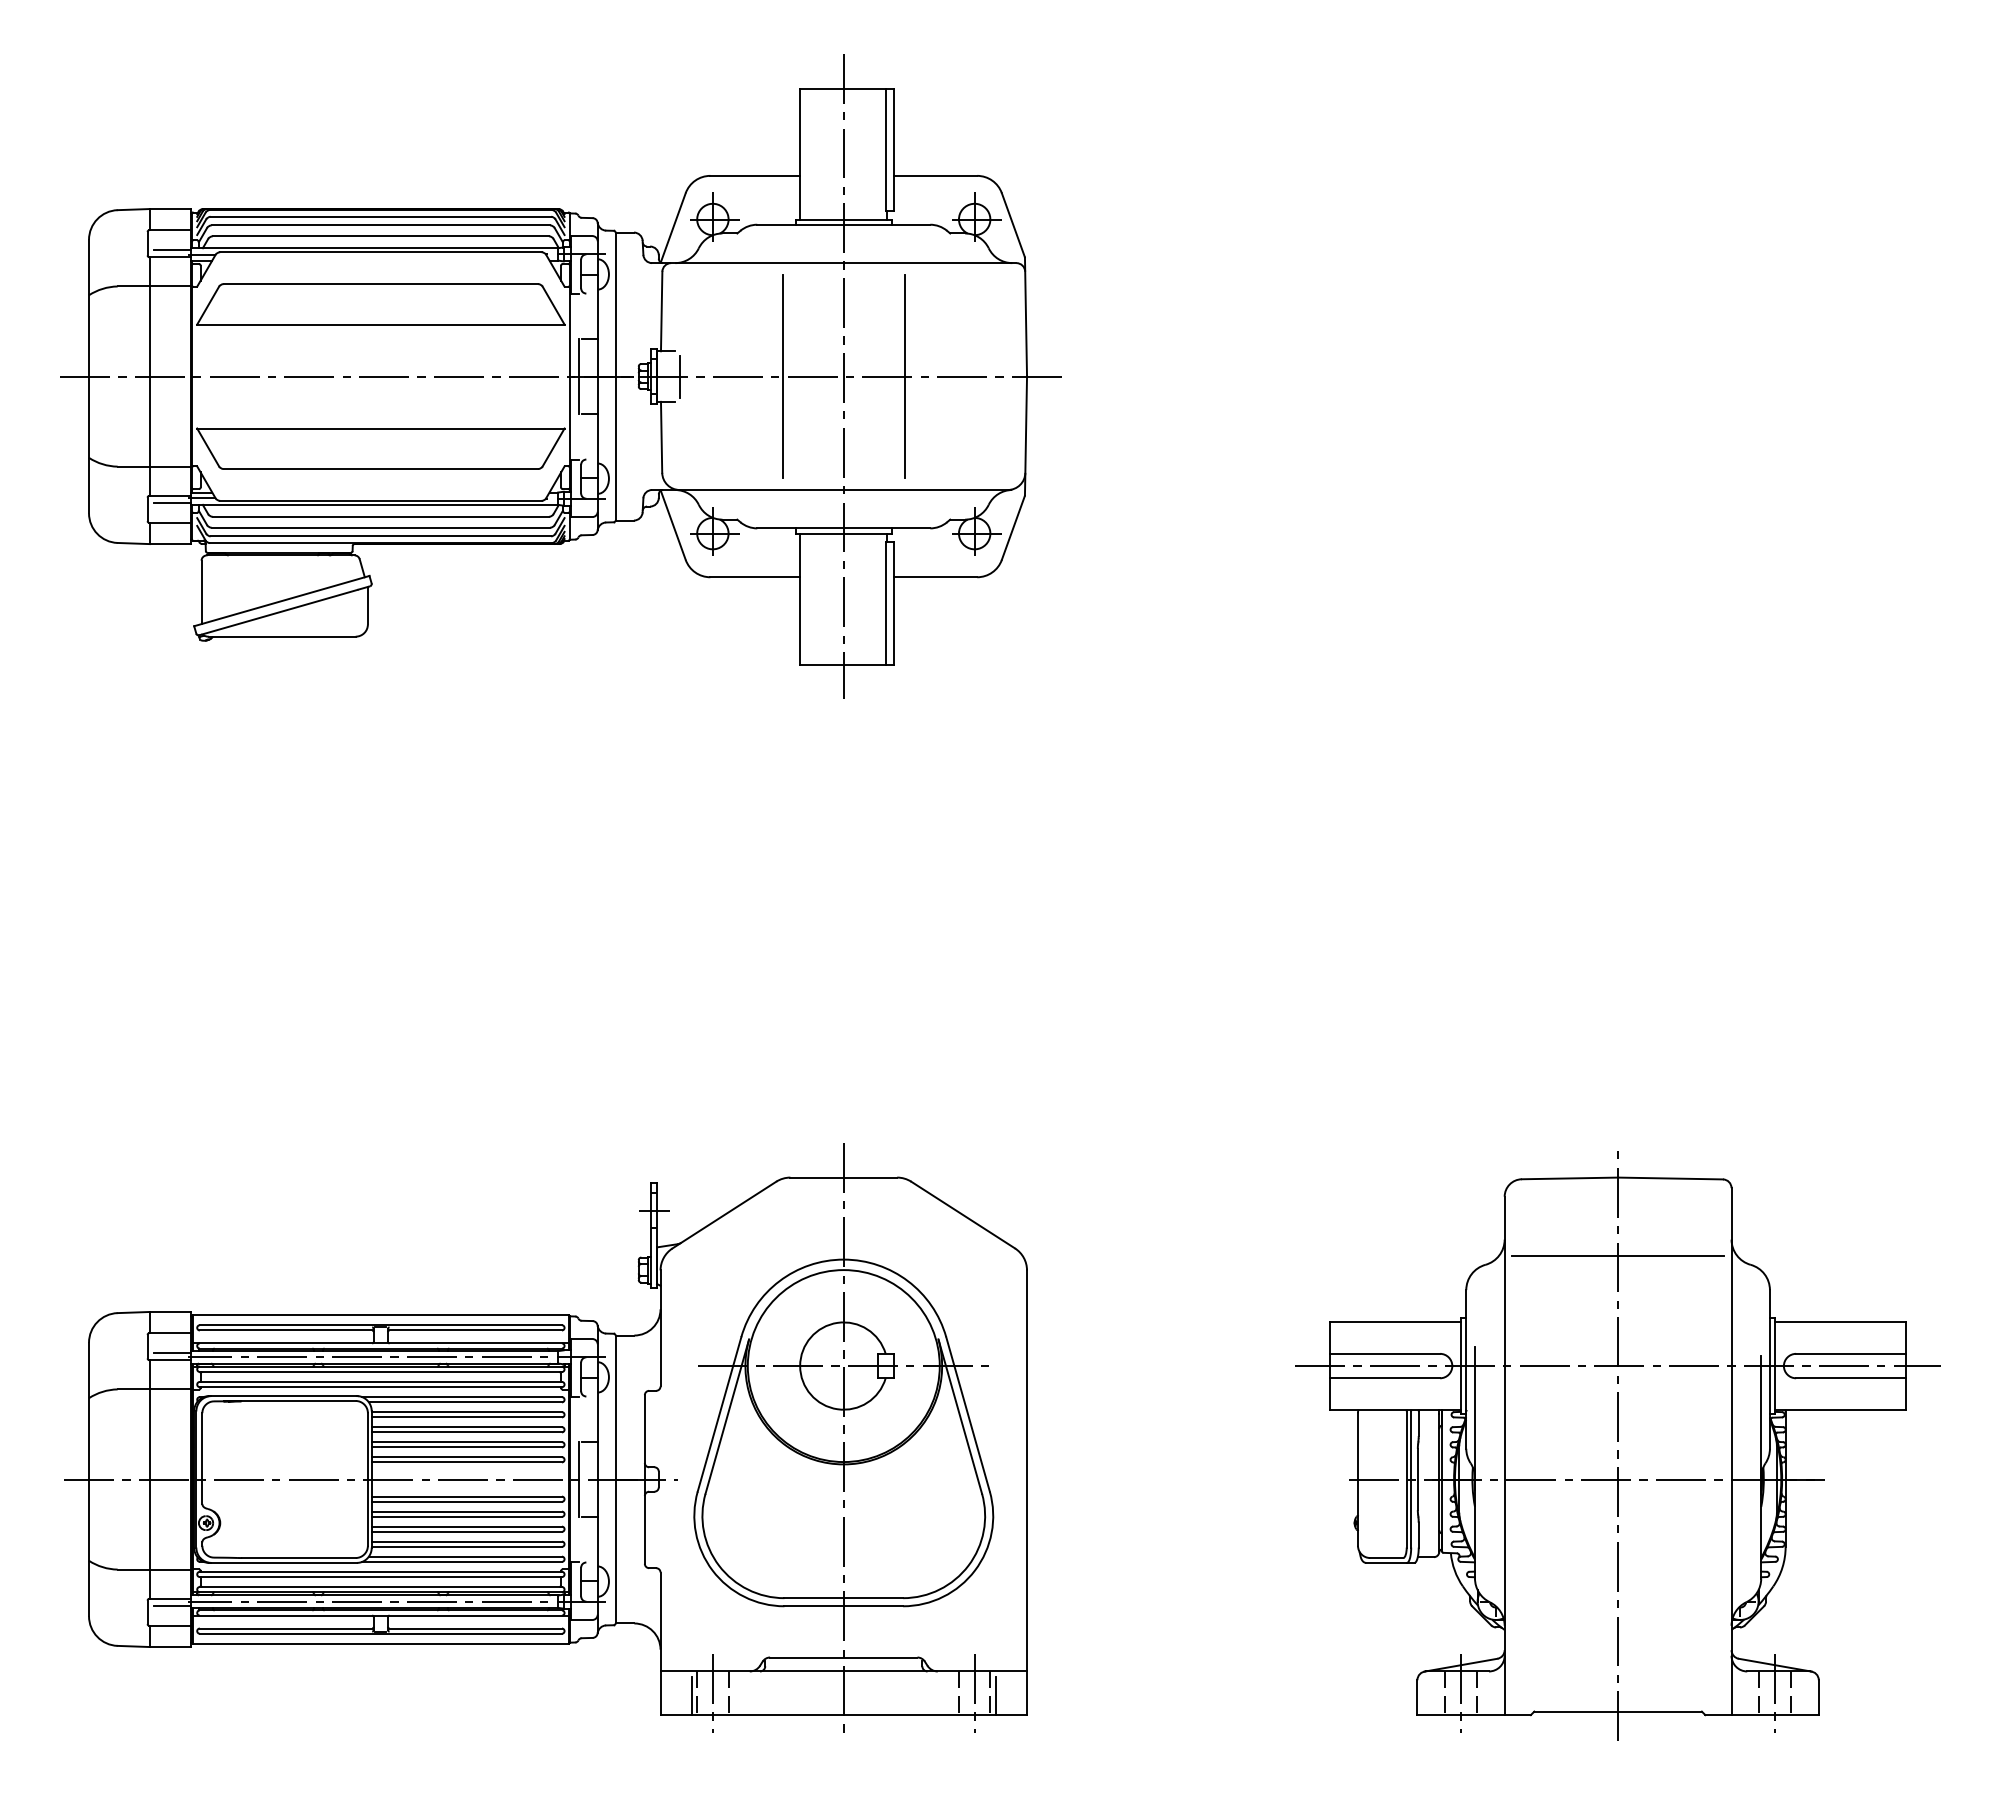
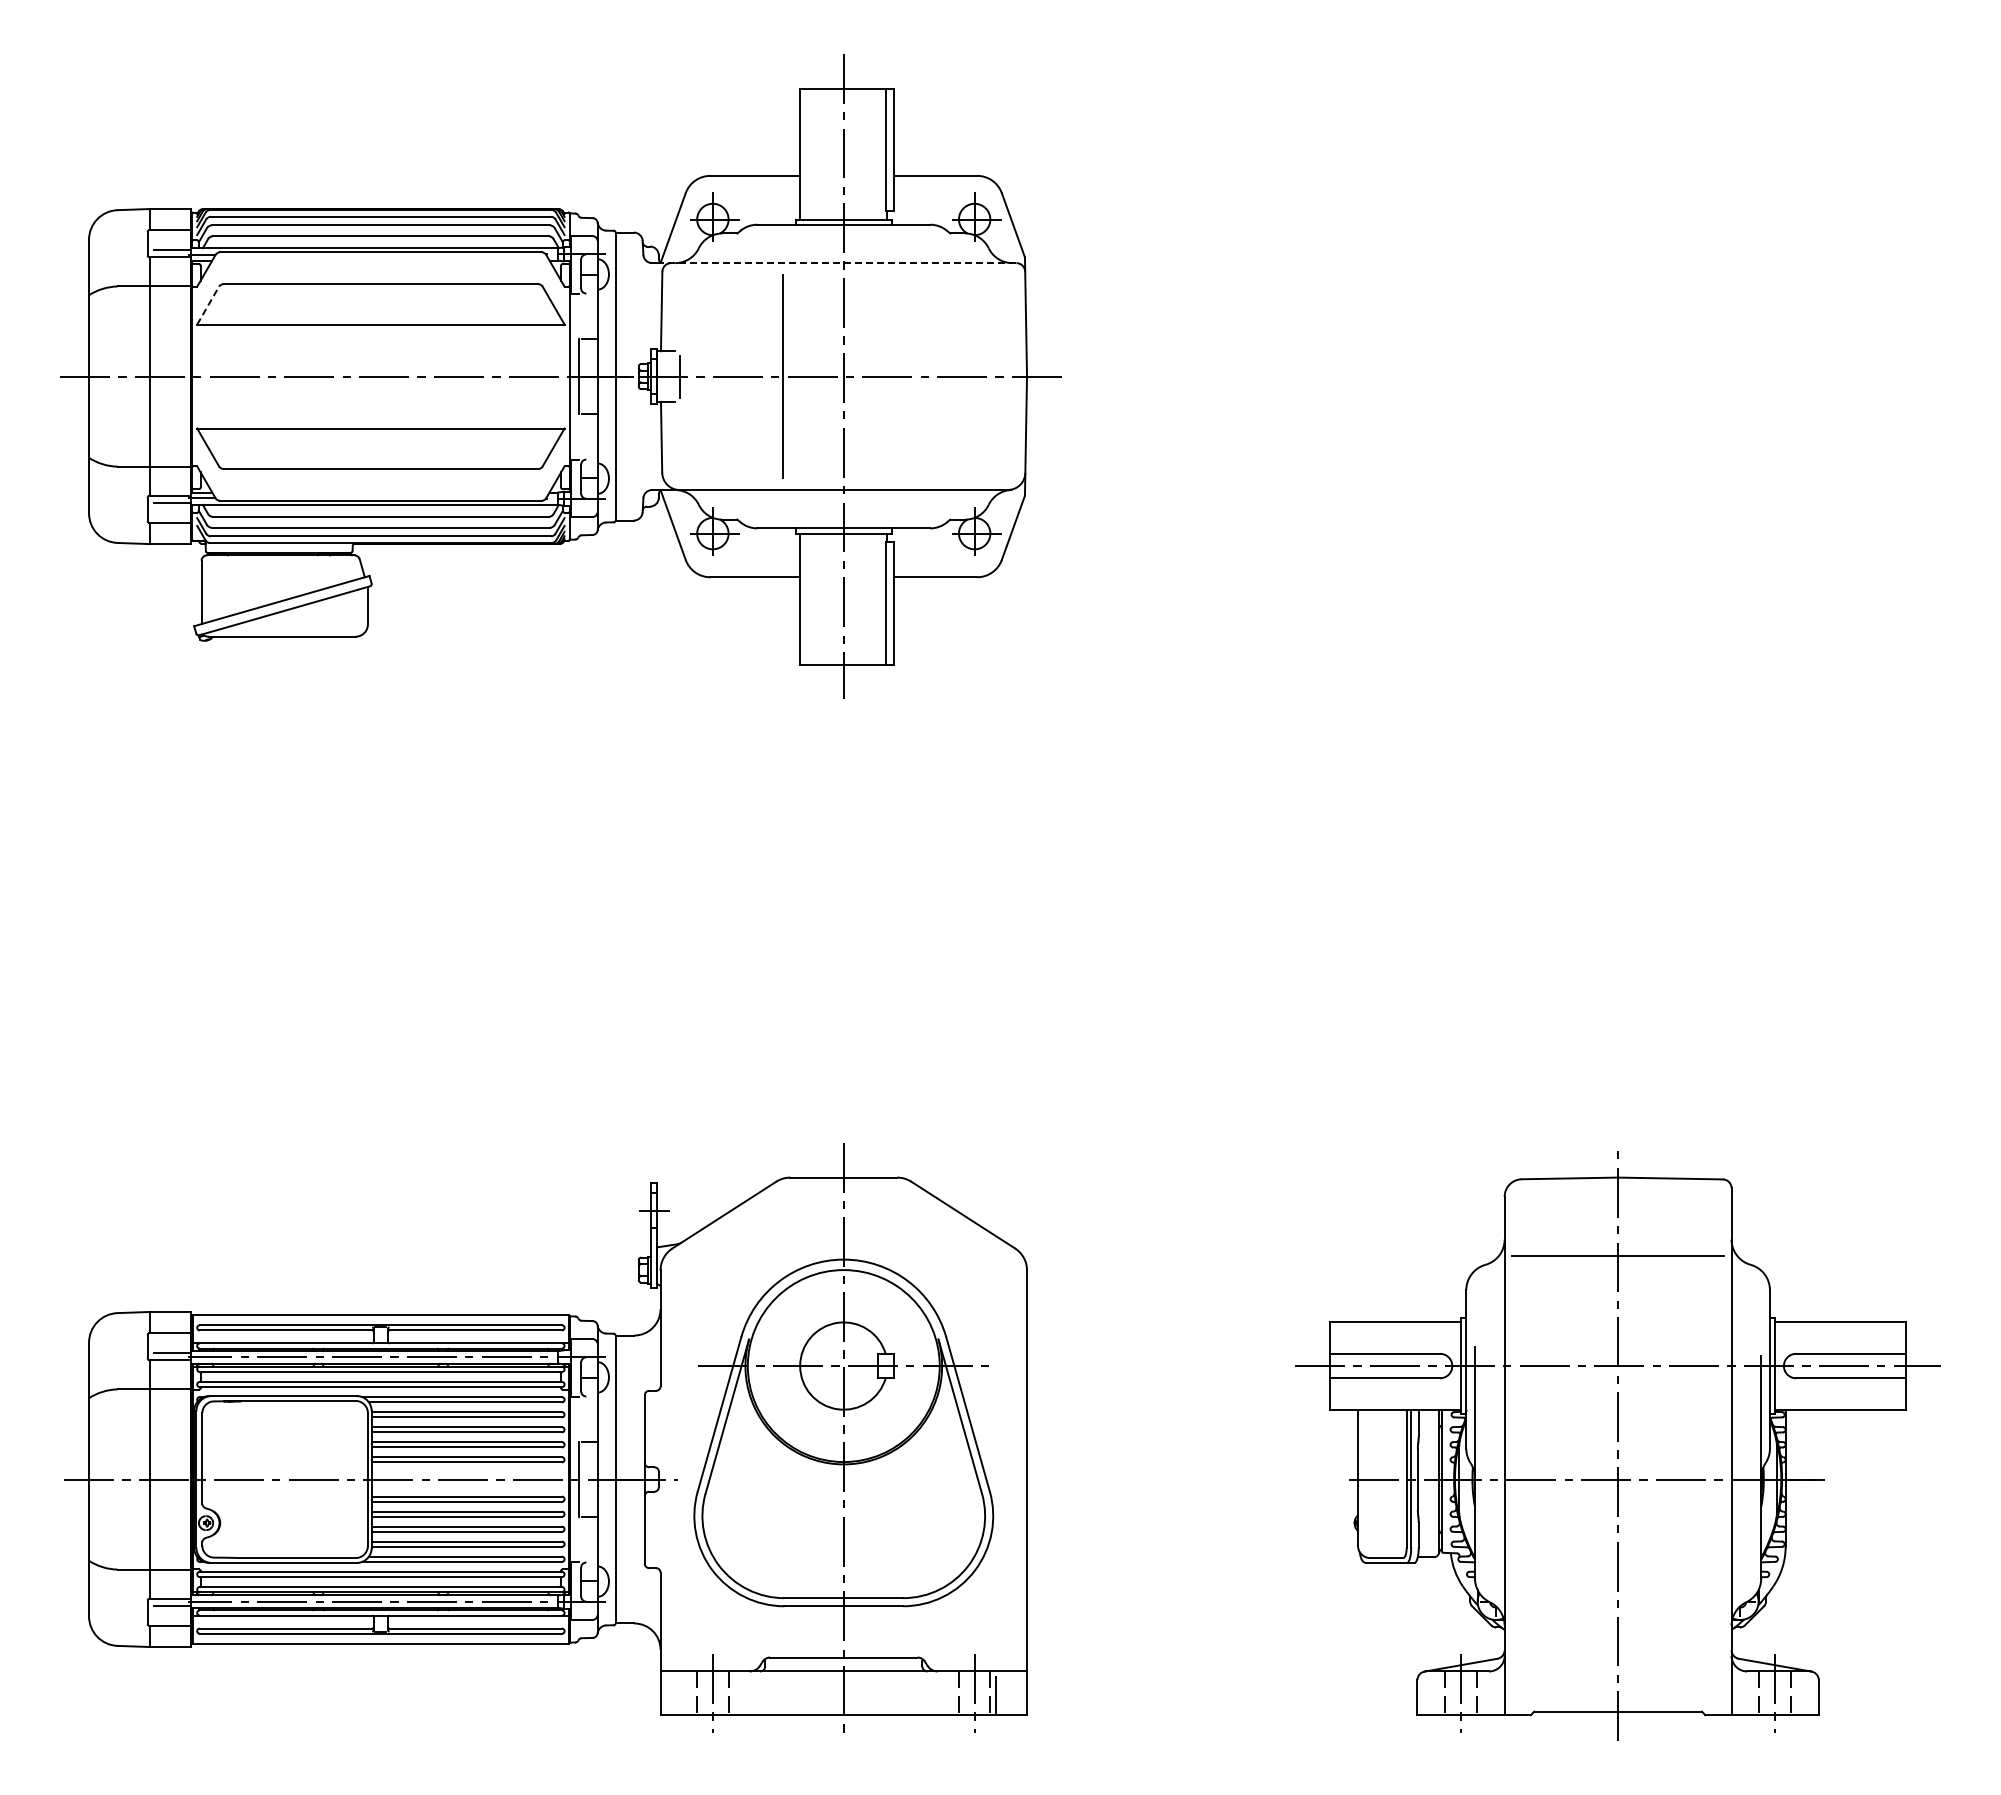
line: solid -> dashed (838, 263)
line: solid -> dashed (208, 305)
line: present -> none (904, 376)
line: present -> none (691, 1695)
